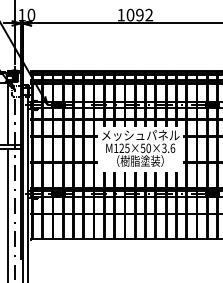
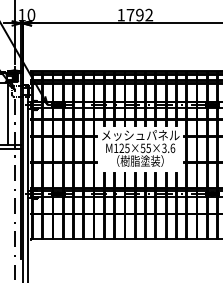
text: 1092 -> 1792 (130, 14)
text: M125×50×3.6 -> M125×55×3.6 (148, 147)
line: present -> none (8, 214)
